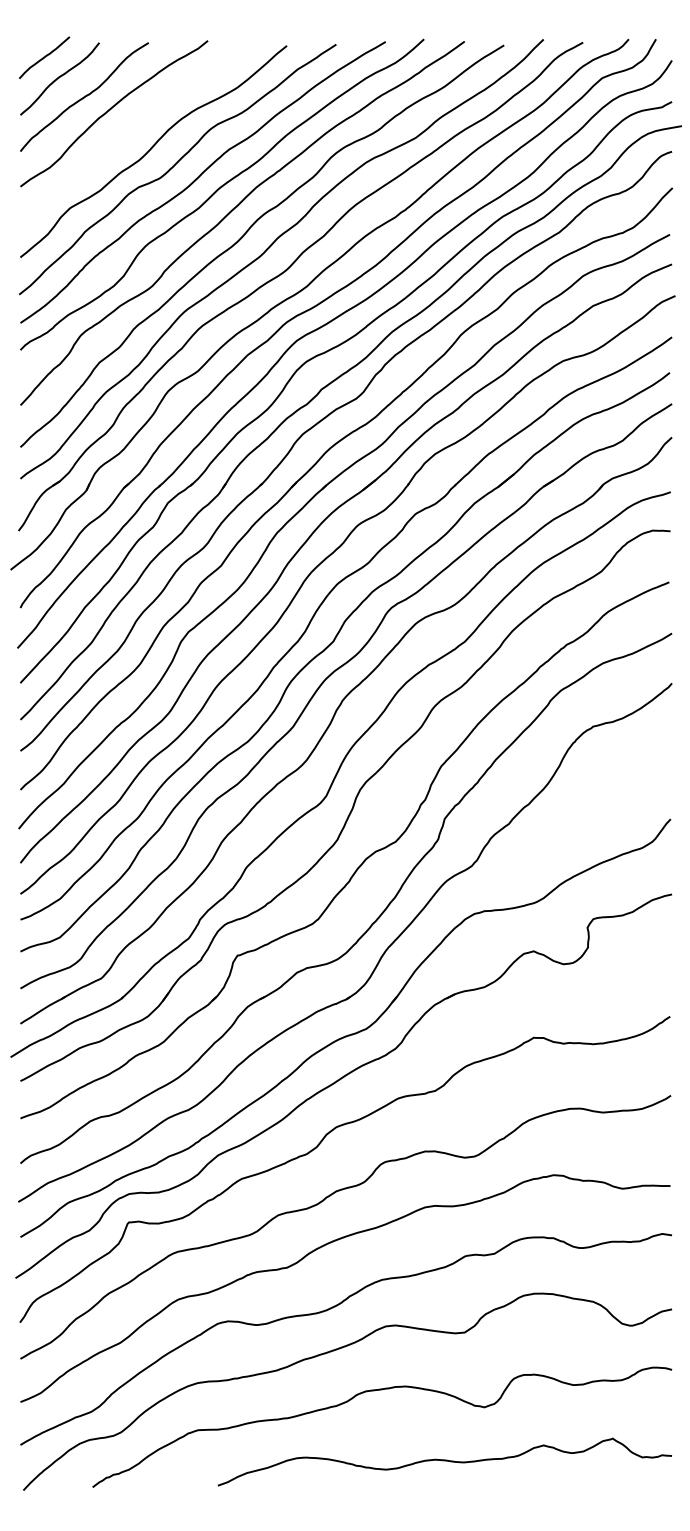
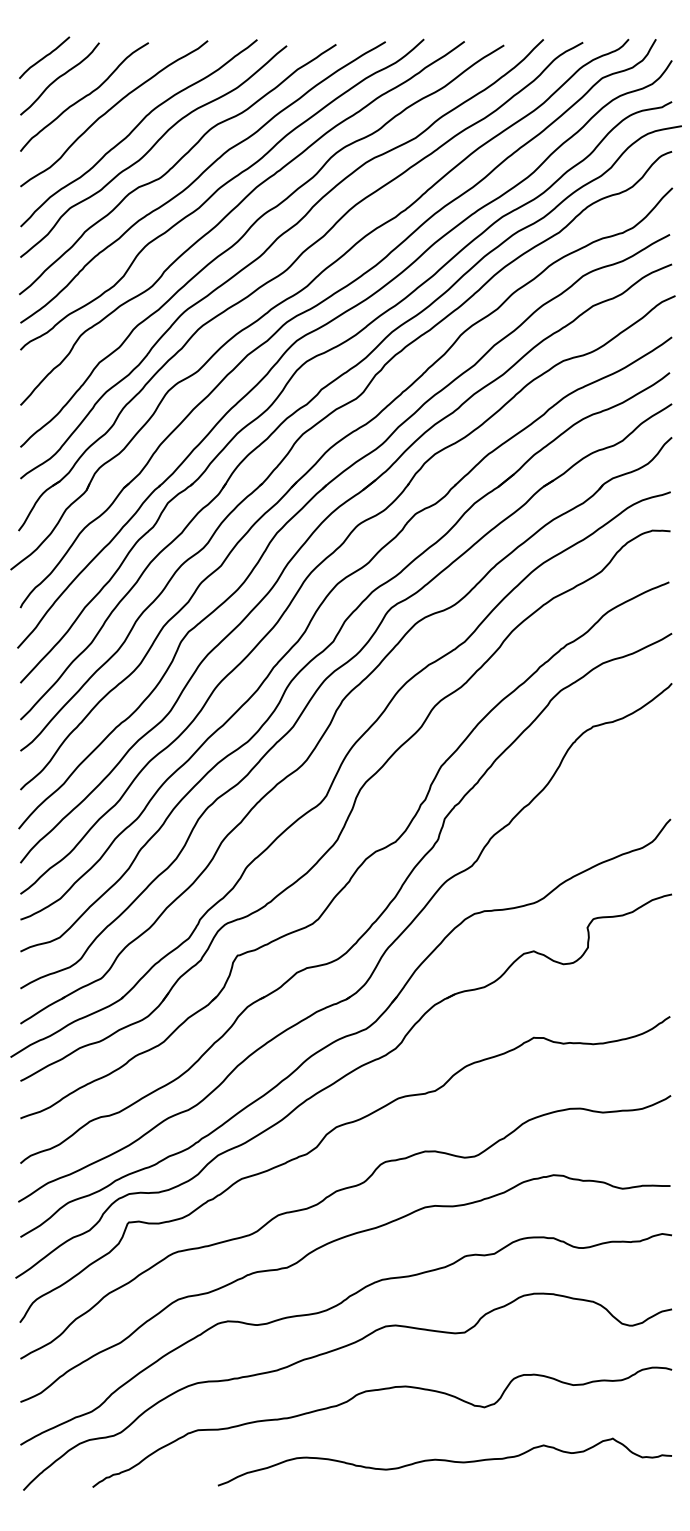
curve: none -> present (135, 129)
